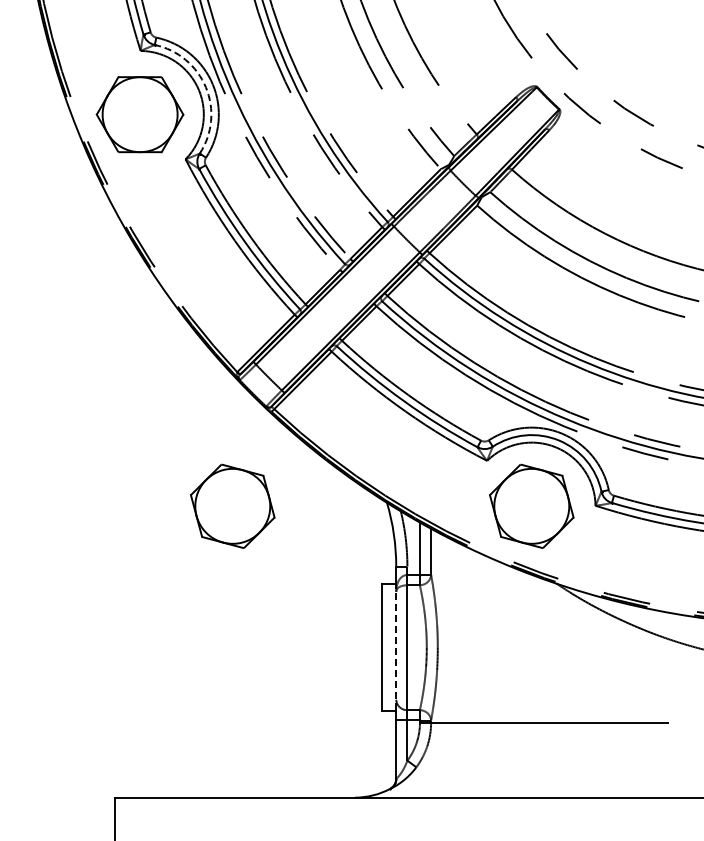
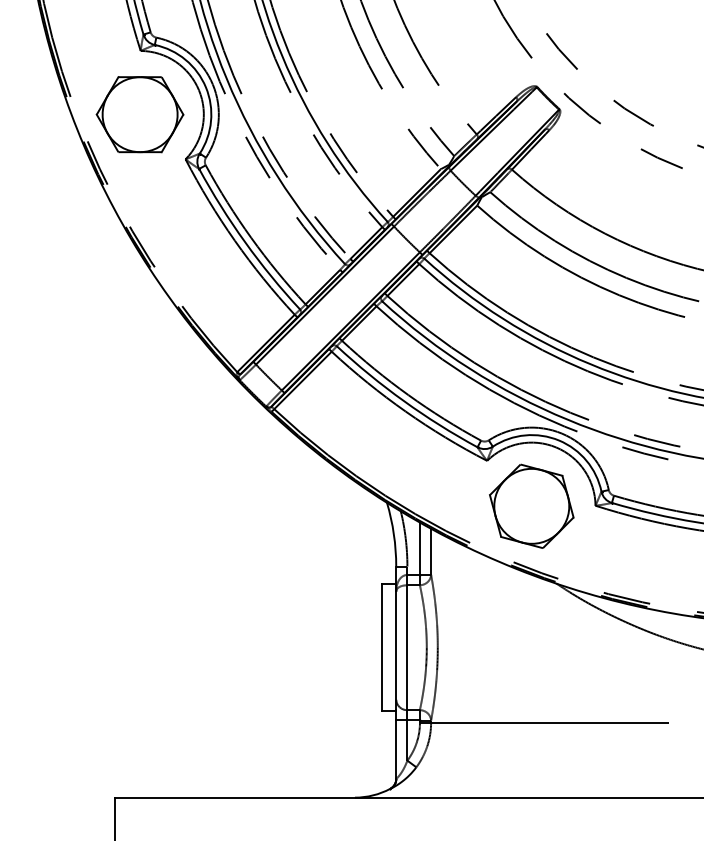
arc: dashed -> solid (205, 87)
part: present -> none (232, 505)
line: dashed -> solid (396, 647)
